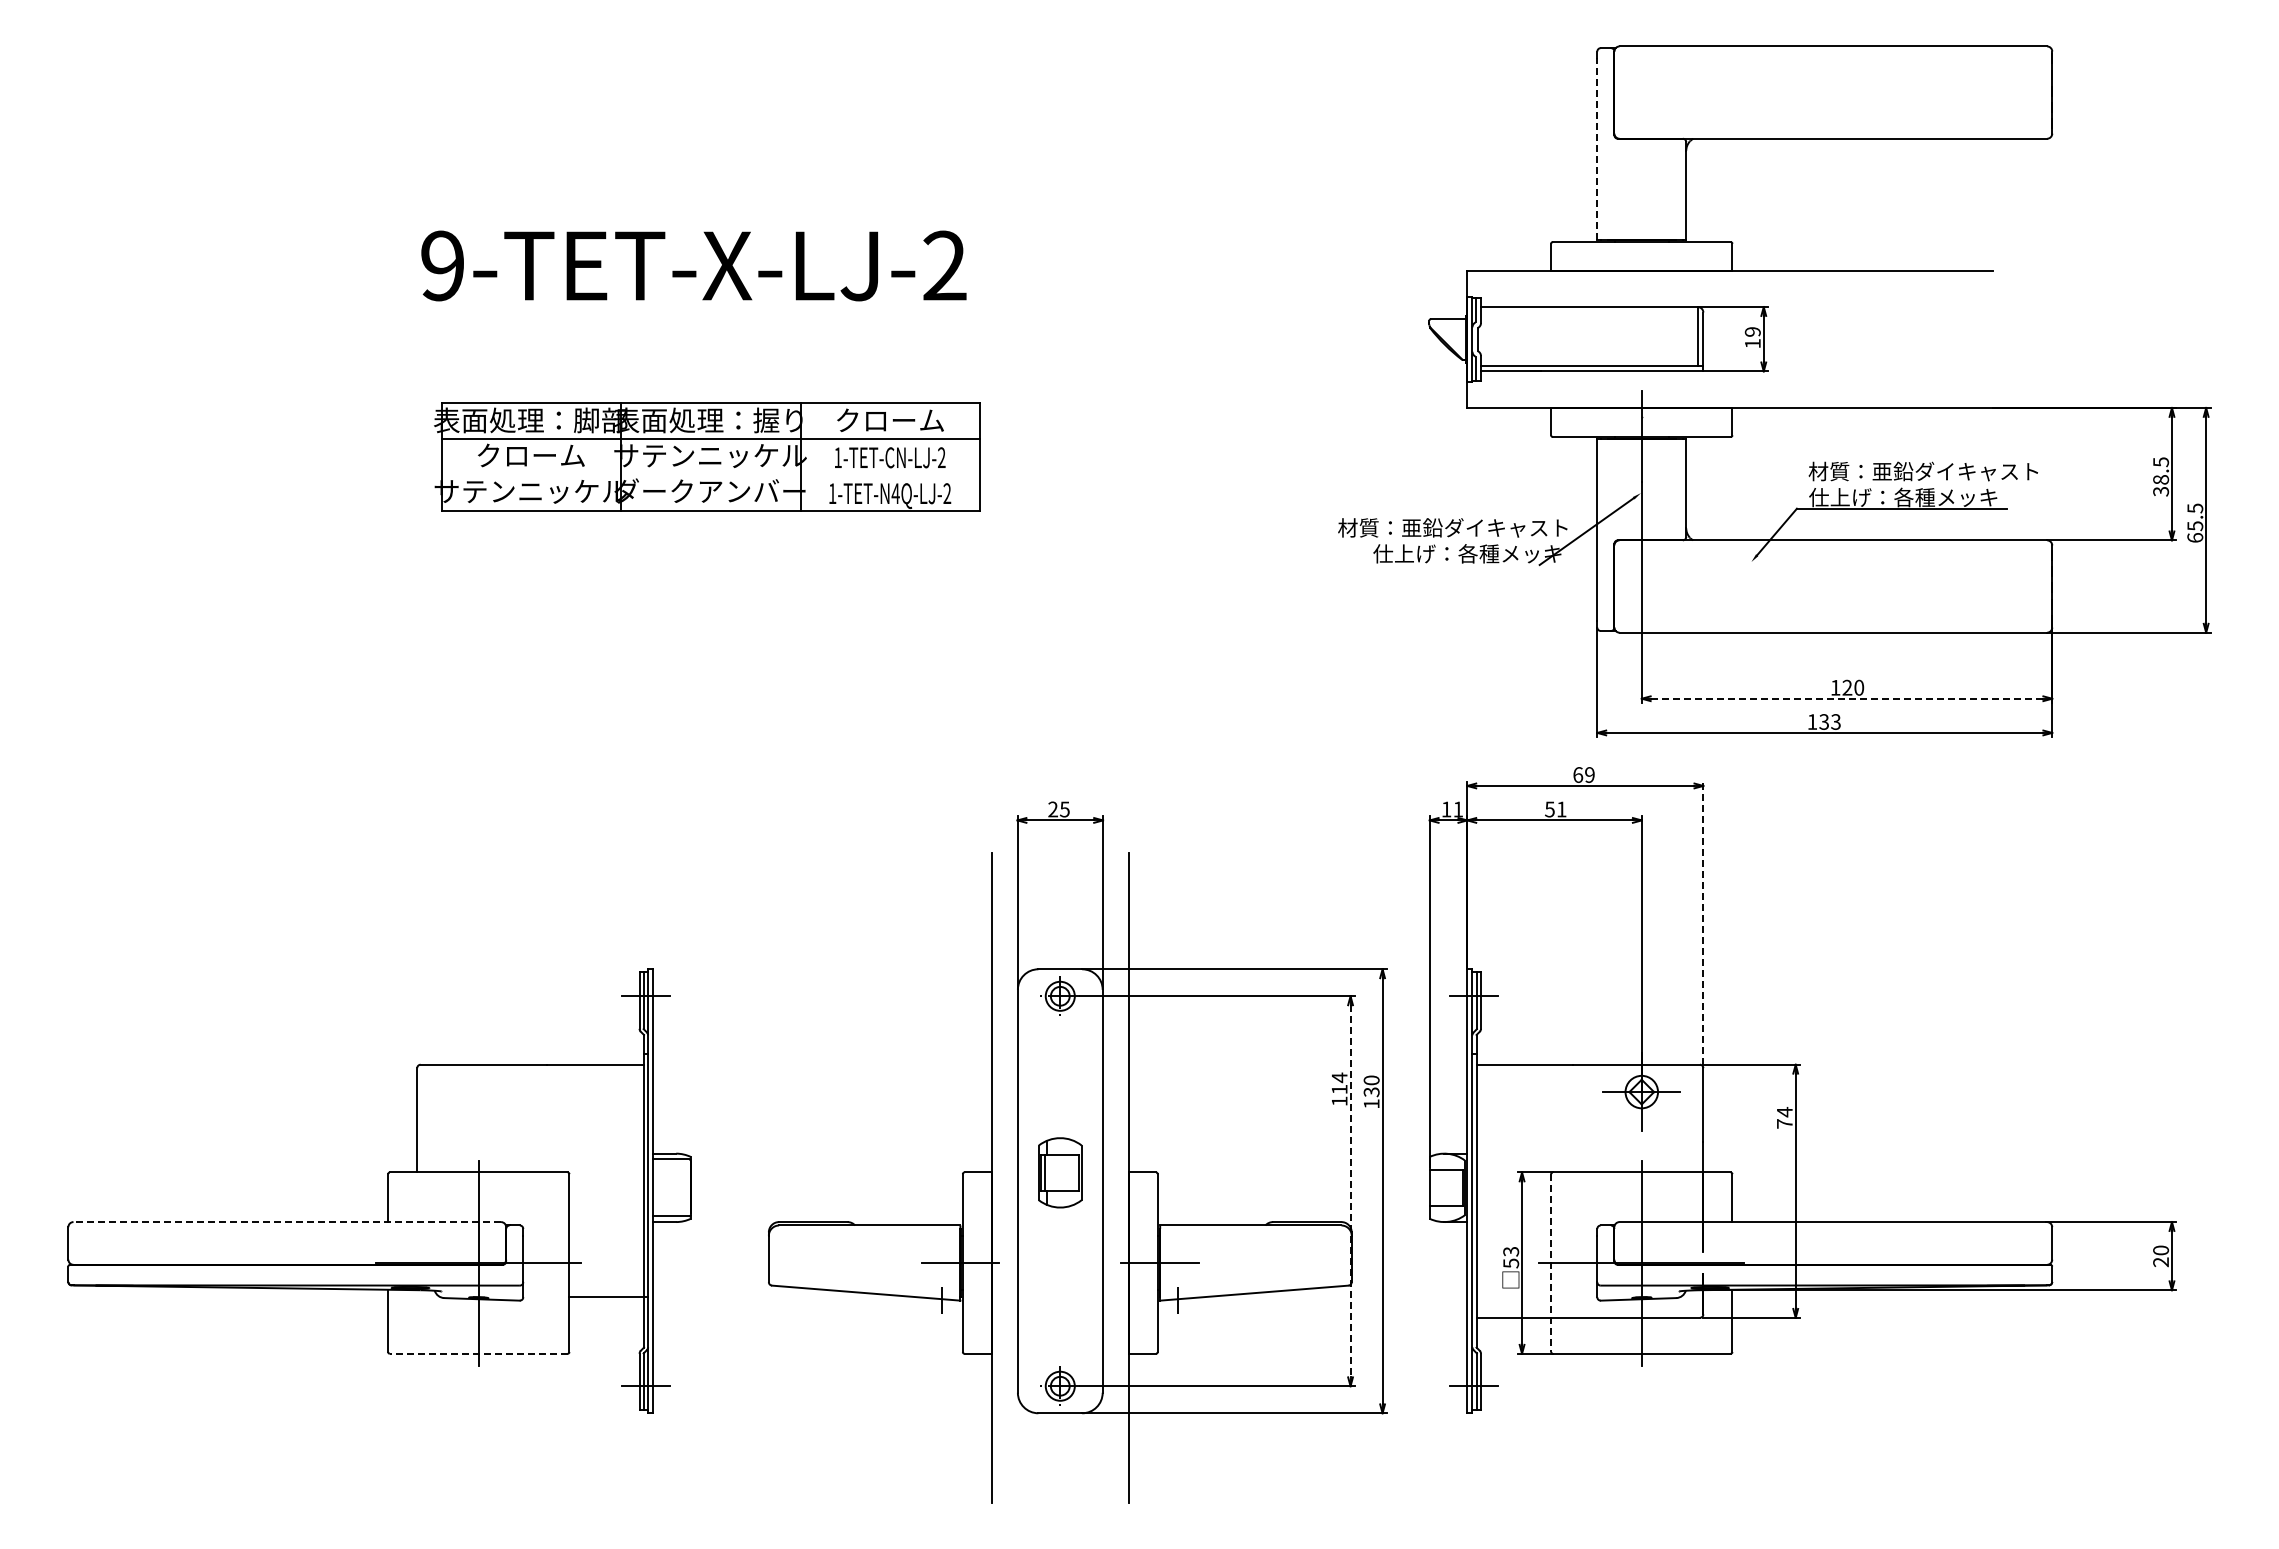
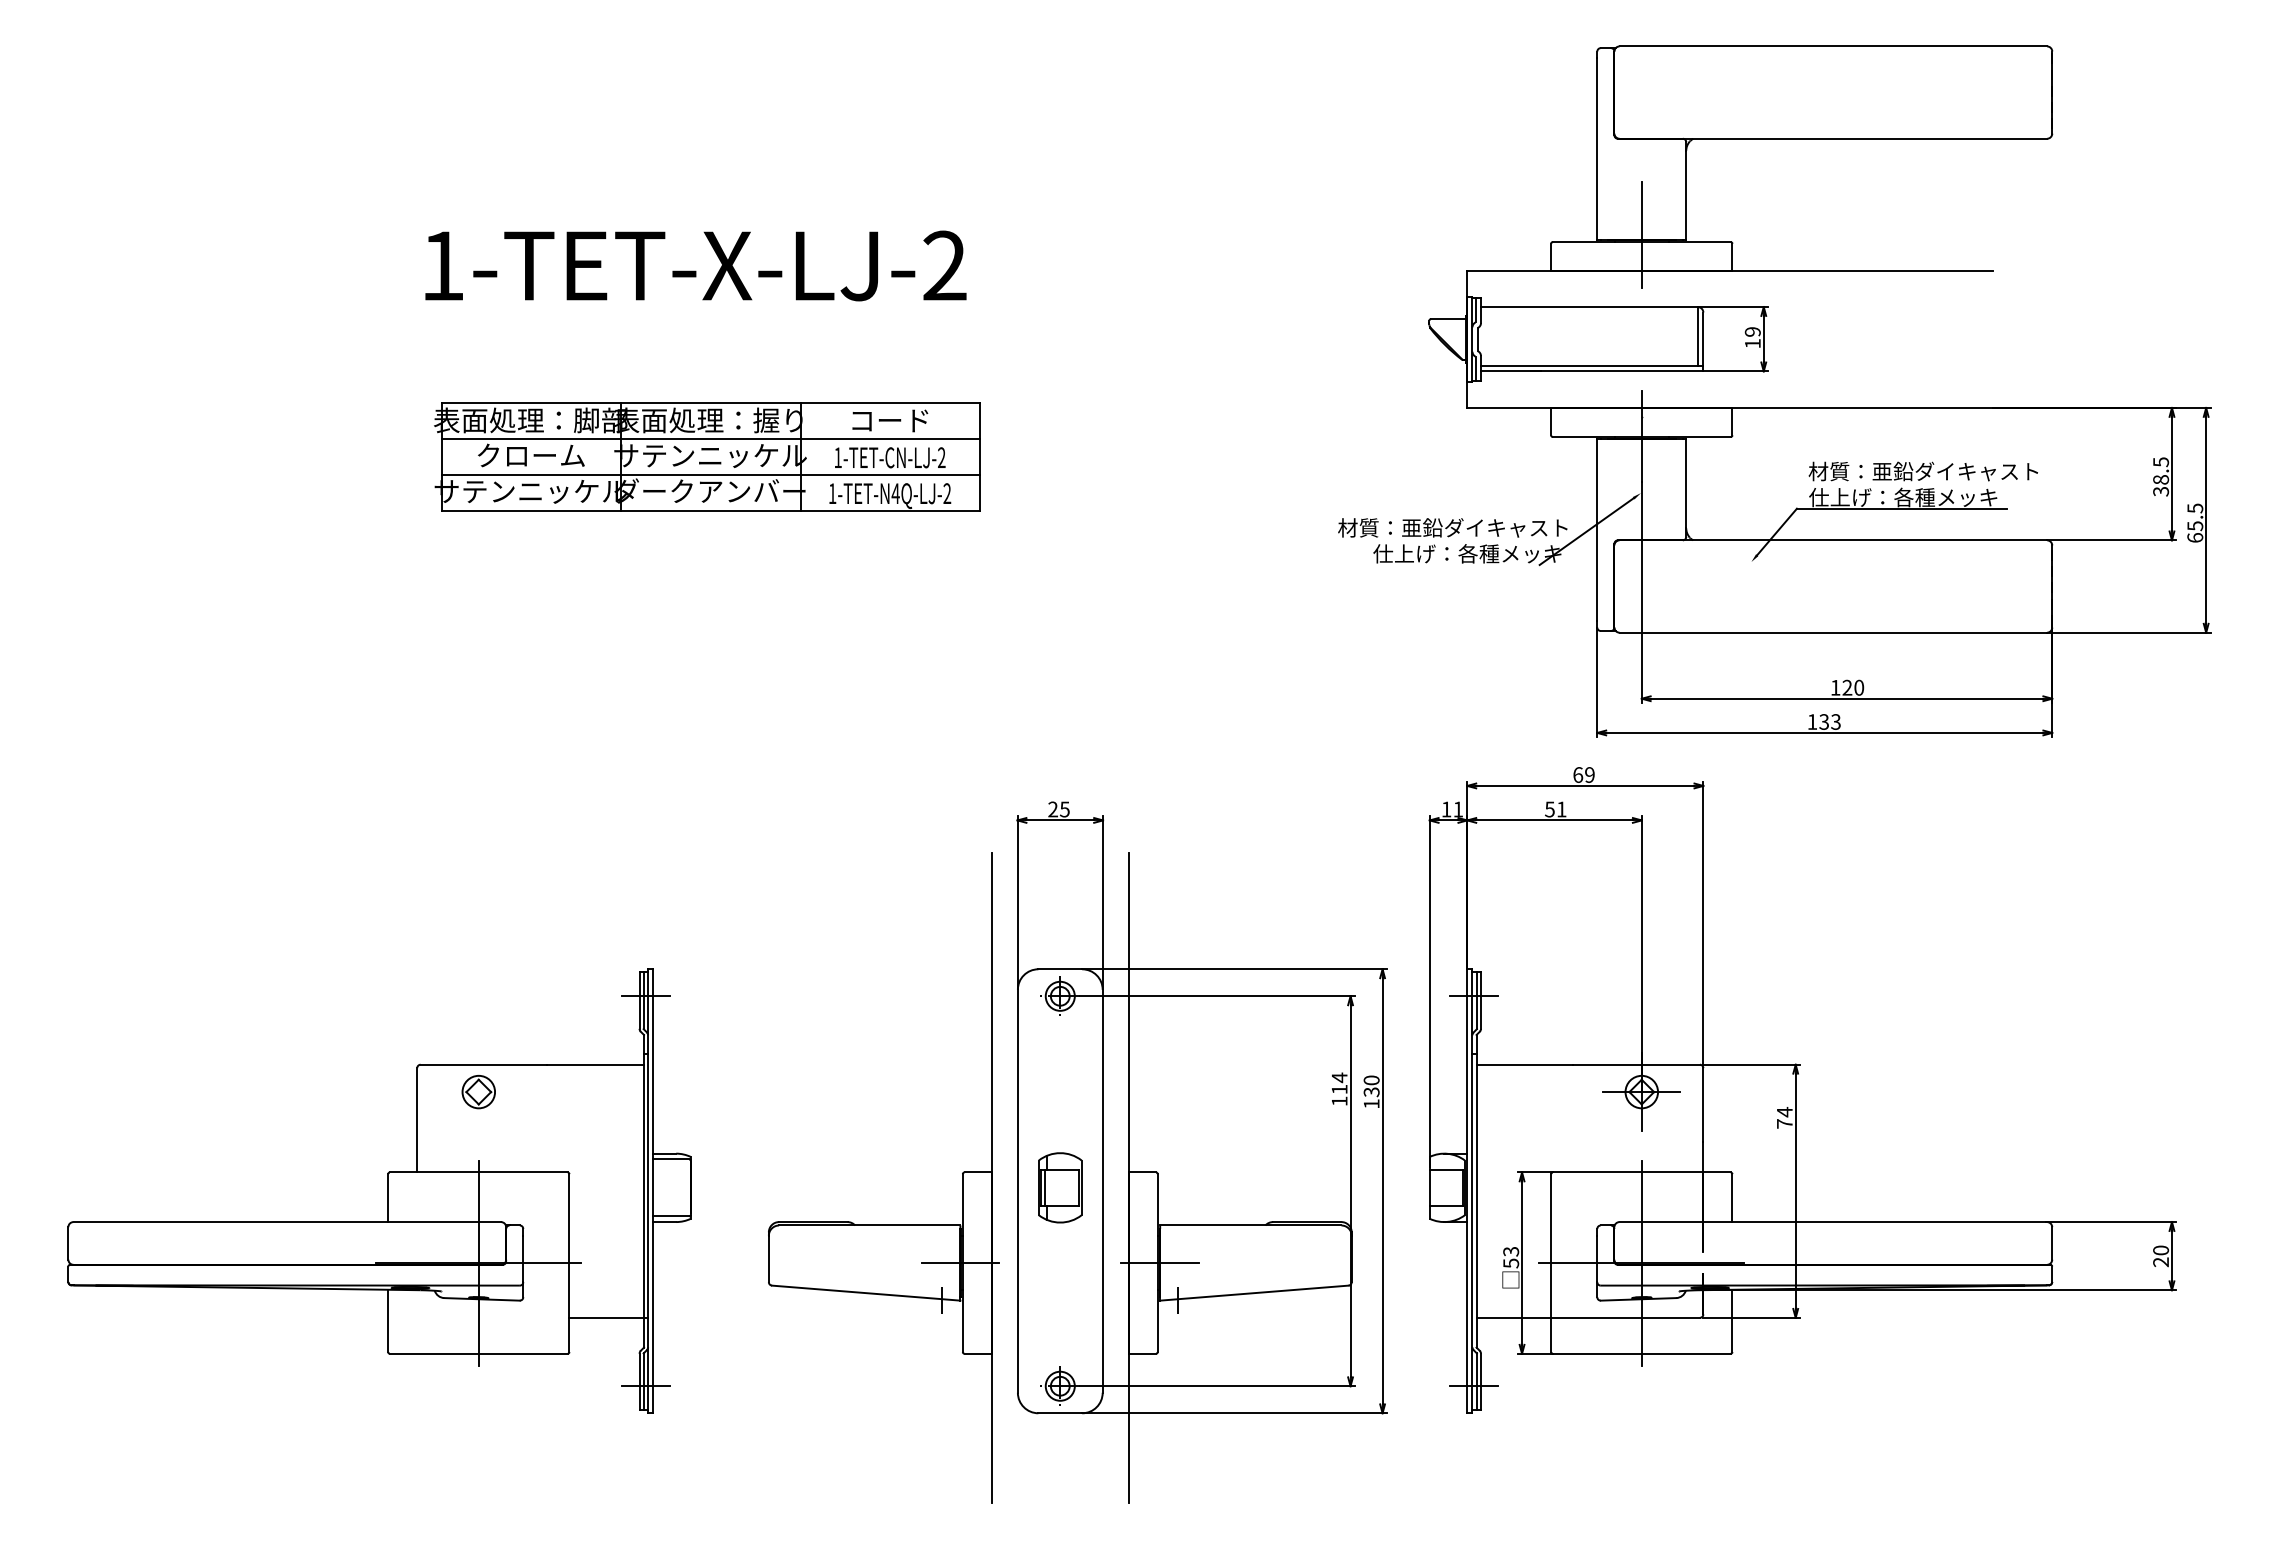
line: dashed -> solid (1597, 149)
line: none -> present (1641, 235)
text: 9-TET-X-LJ-2 -> 1-TET-X-LJ-2 (442, 265)
text: クローム -> コード (890, 420)
line: none -> present (710, 474)
line: dashed -> solid (1847, 698)
line: dashed -> solid (1703, 923)
part: none -> present (478, 1092)
part position: (1060, 1172) -> (1060, 1187) (1060, 1187)
line: dashed -> solid (1350, 1191)
line: dashed -> solid (287, 1222)
line: dashed -> solid (1551, 1263)
line position: (608, 1296) -> (608, 1317) (608, 1317)
line: dashed -> solid (478, 1353)
